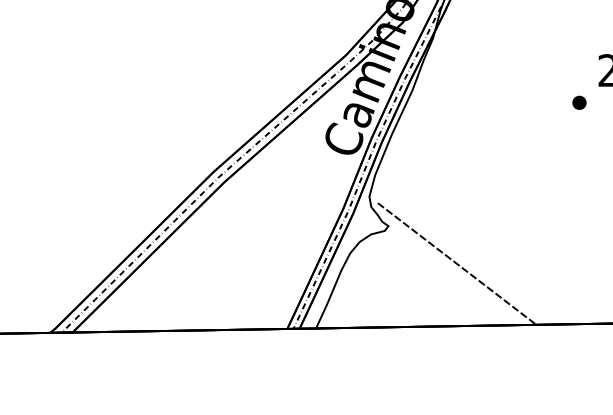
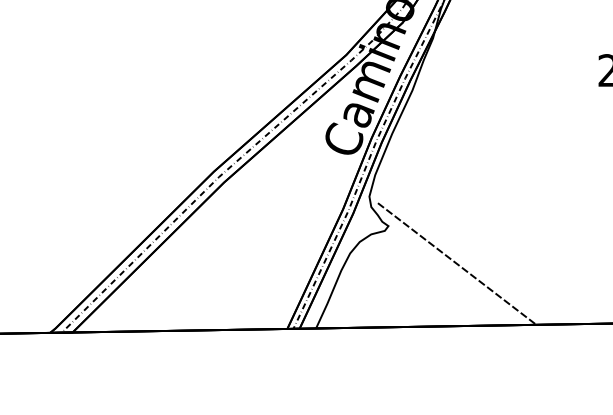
part: present -> none (579, 102)
